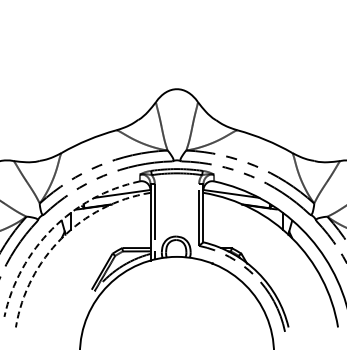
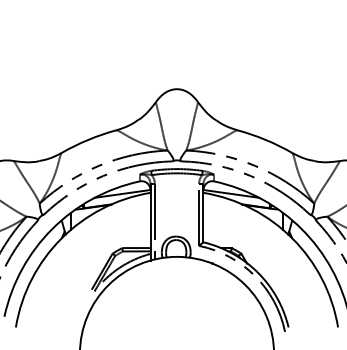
arc: dashed -> solid (52, 229)
arc: dashed -> solid (61, 238)
